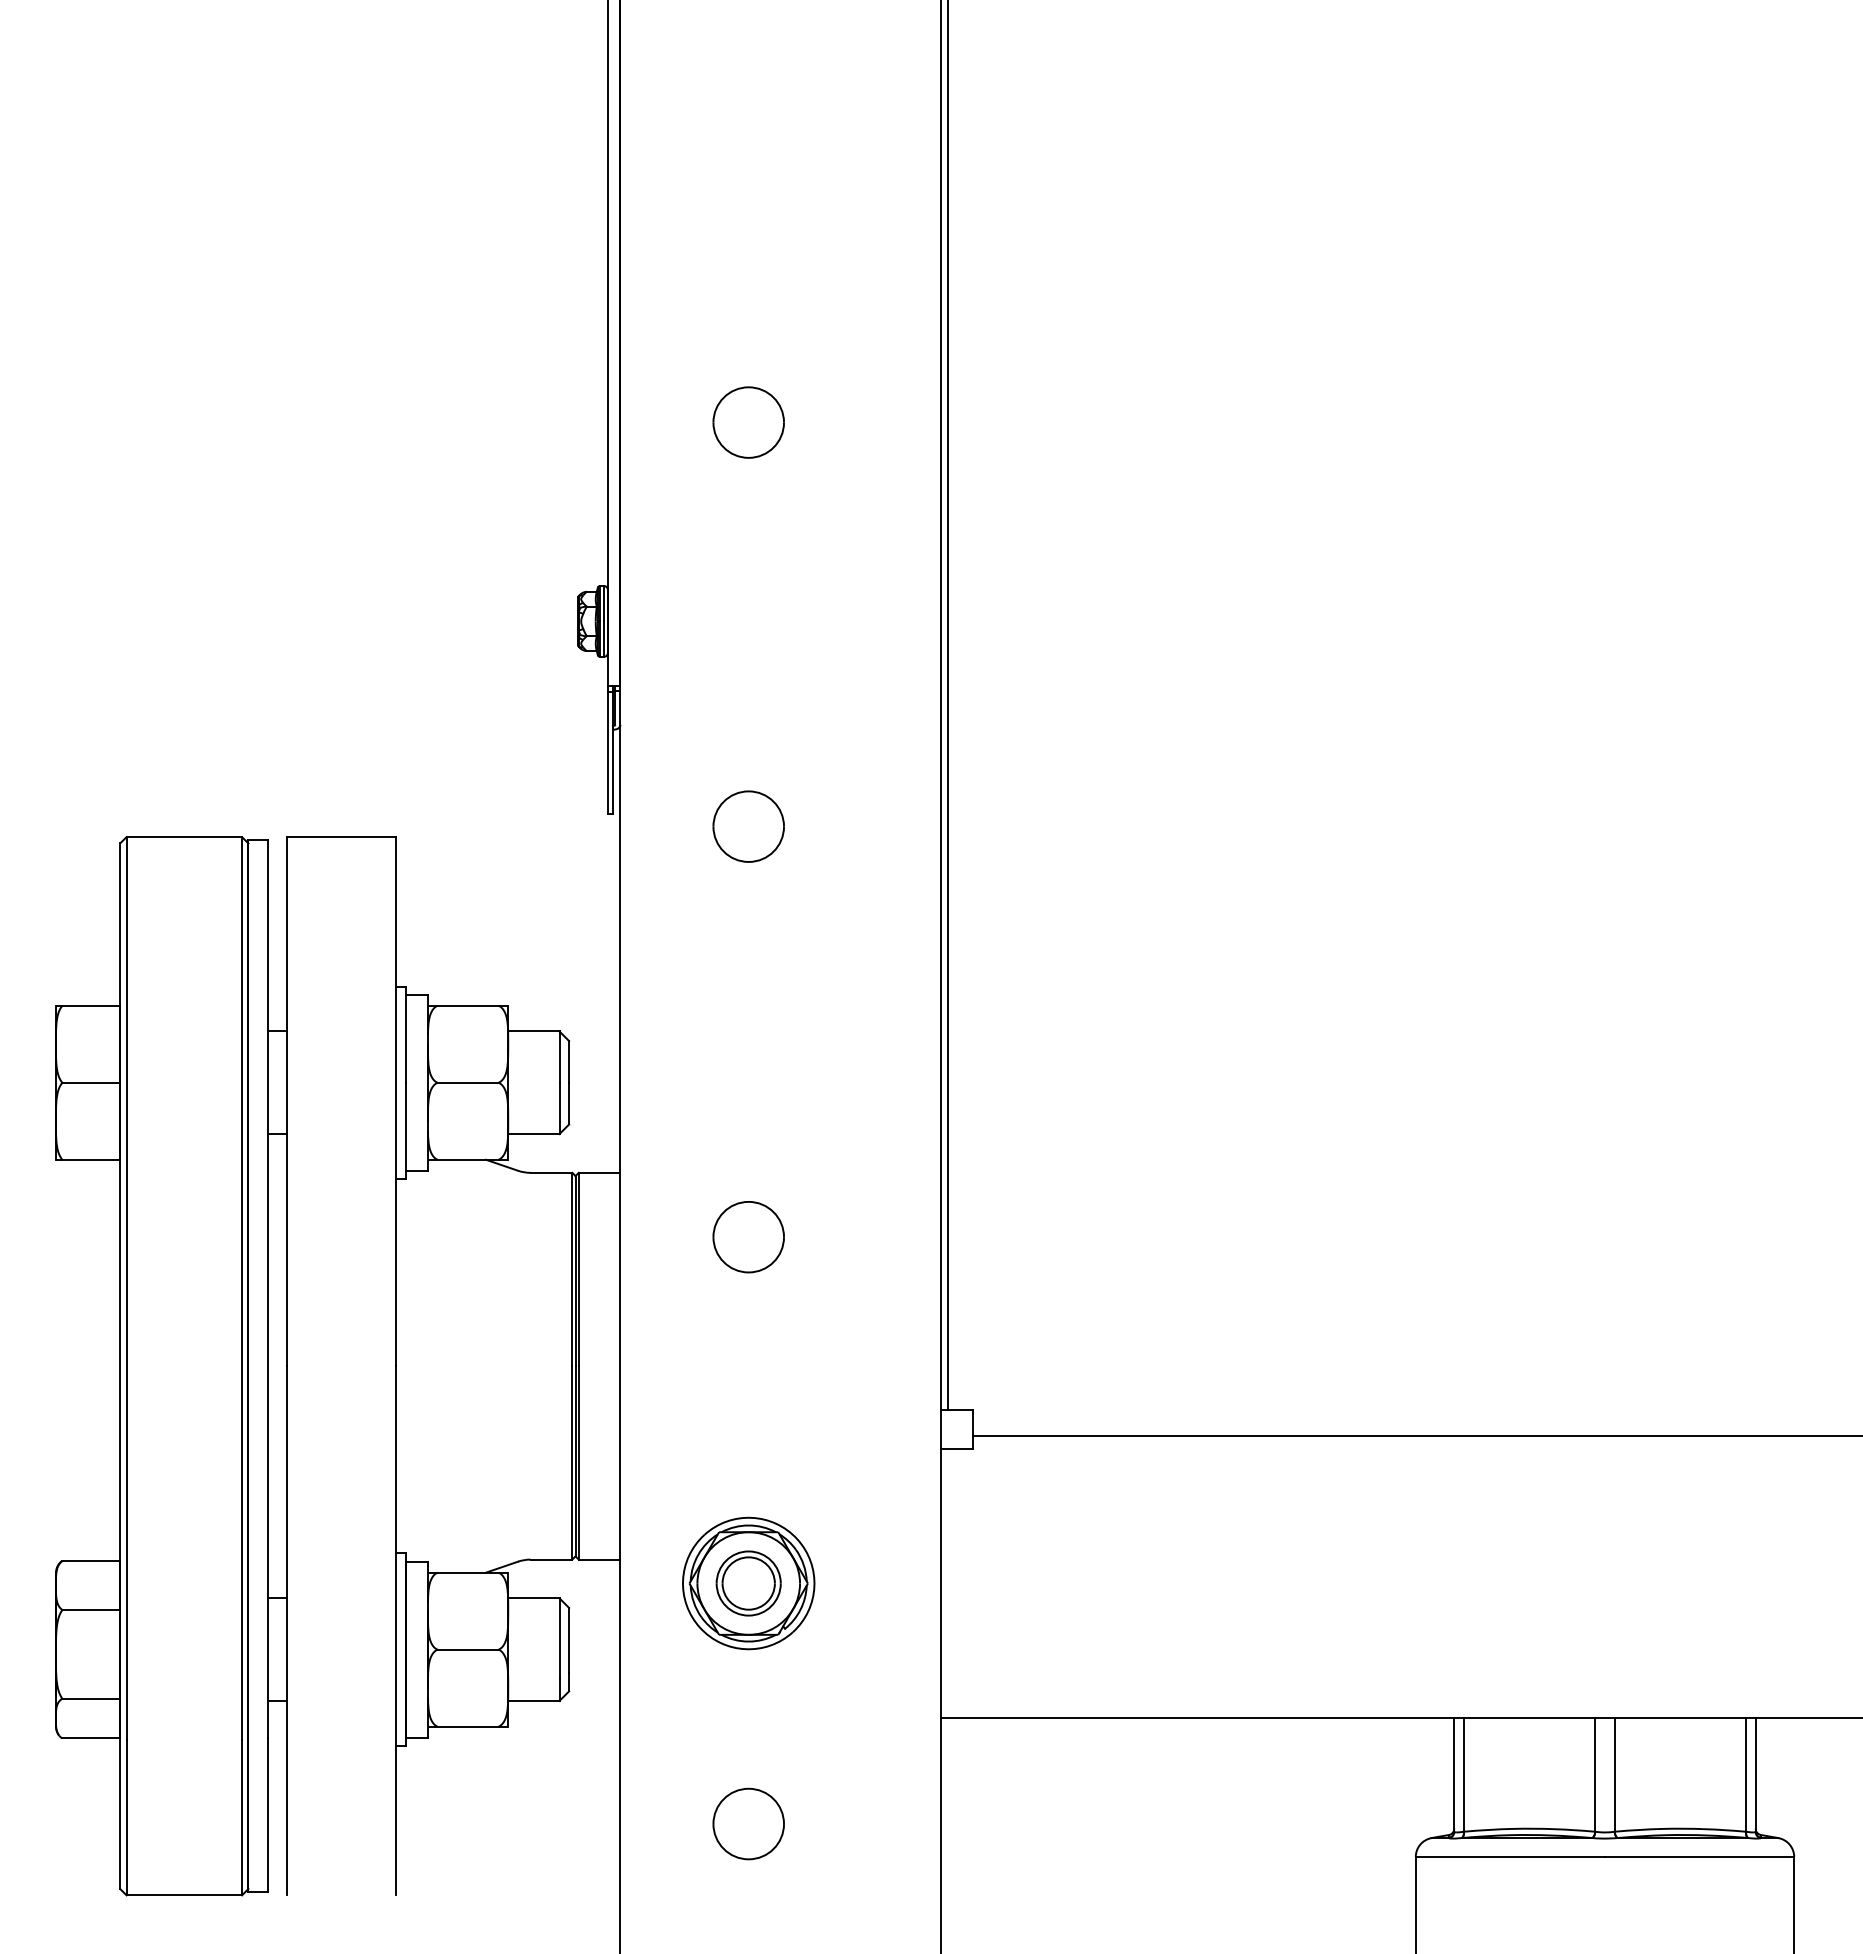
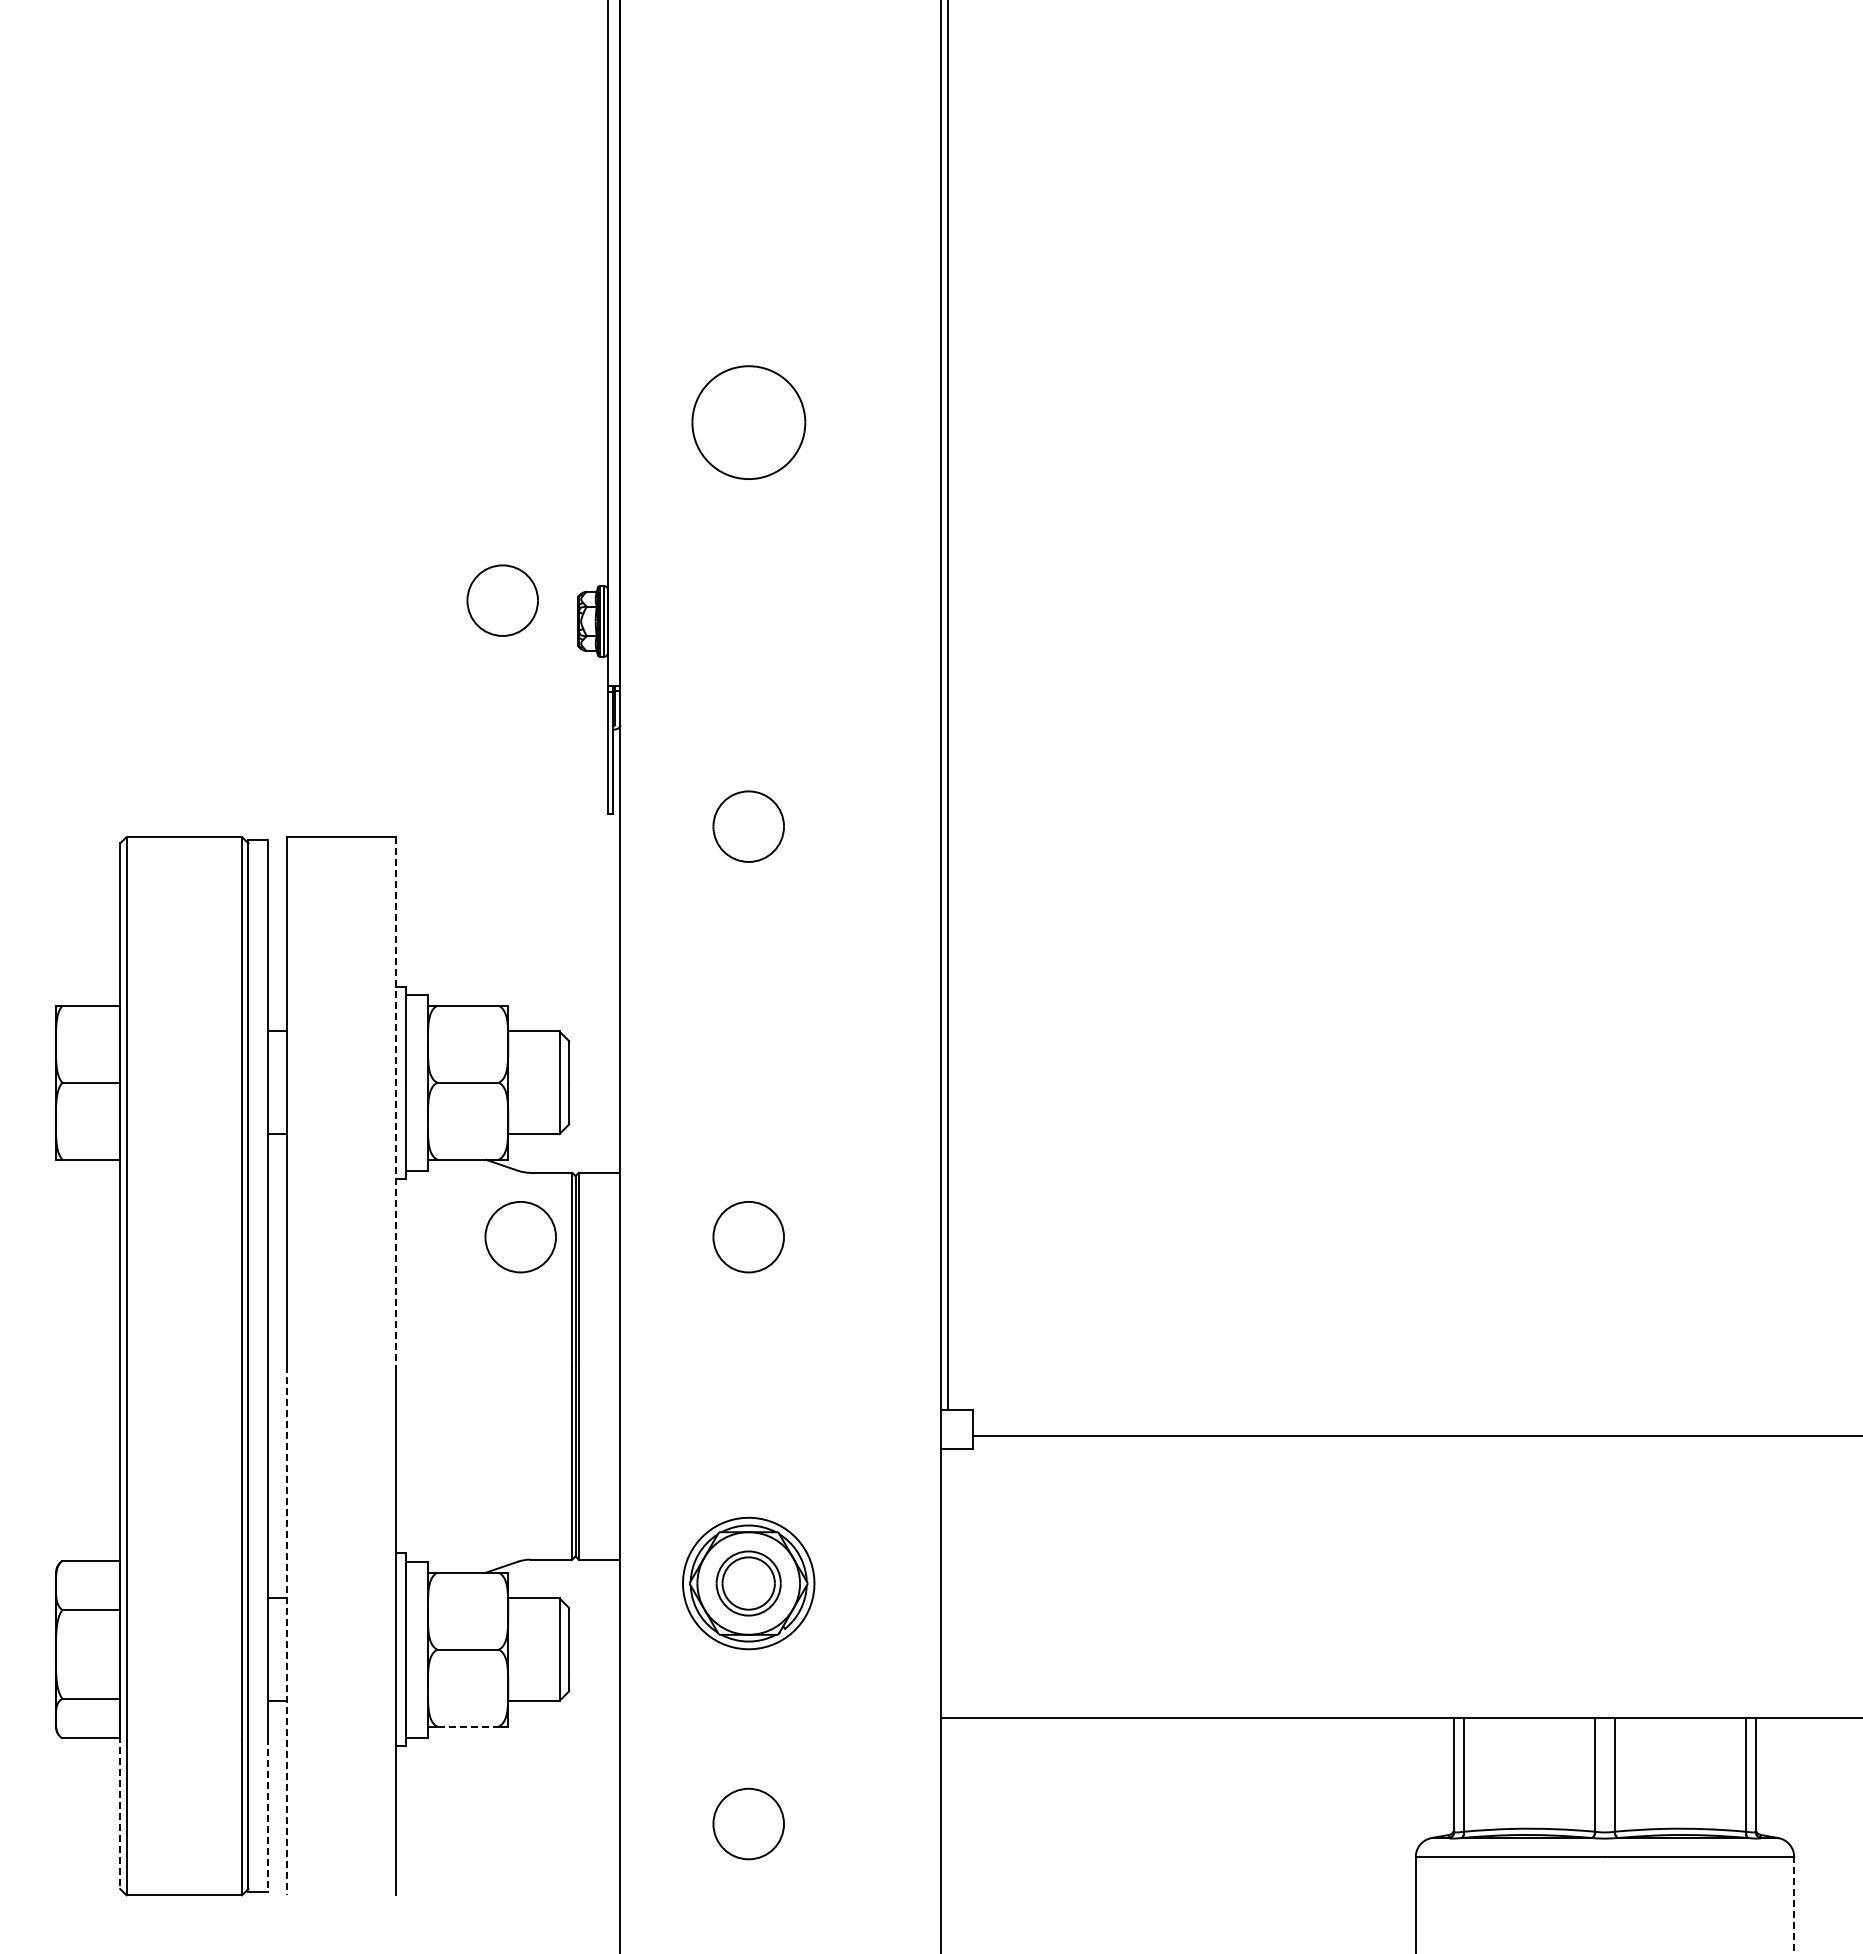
part size: 73x73 px -> 116x115 px (748, 422)
part: none -> present (502, 600)
line: solid -> dashed (395, 1101)
part: none -> present (520, 1237)
line: solid -> dashed (286, 1630)
line: solid -> dashed (468, 1726)
line: solid -> dashed (120, 1812)
line: solid -> dashed (267, 1815)
line: solid -> dashed (1794, 1904)
